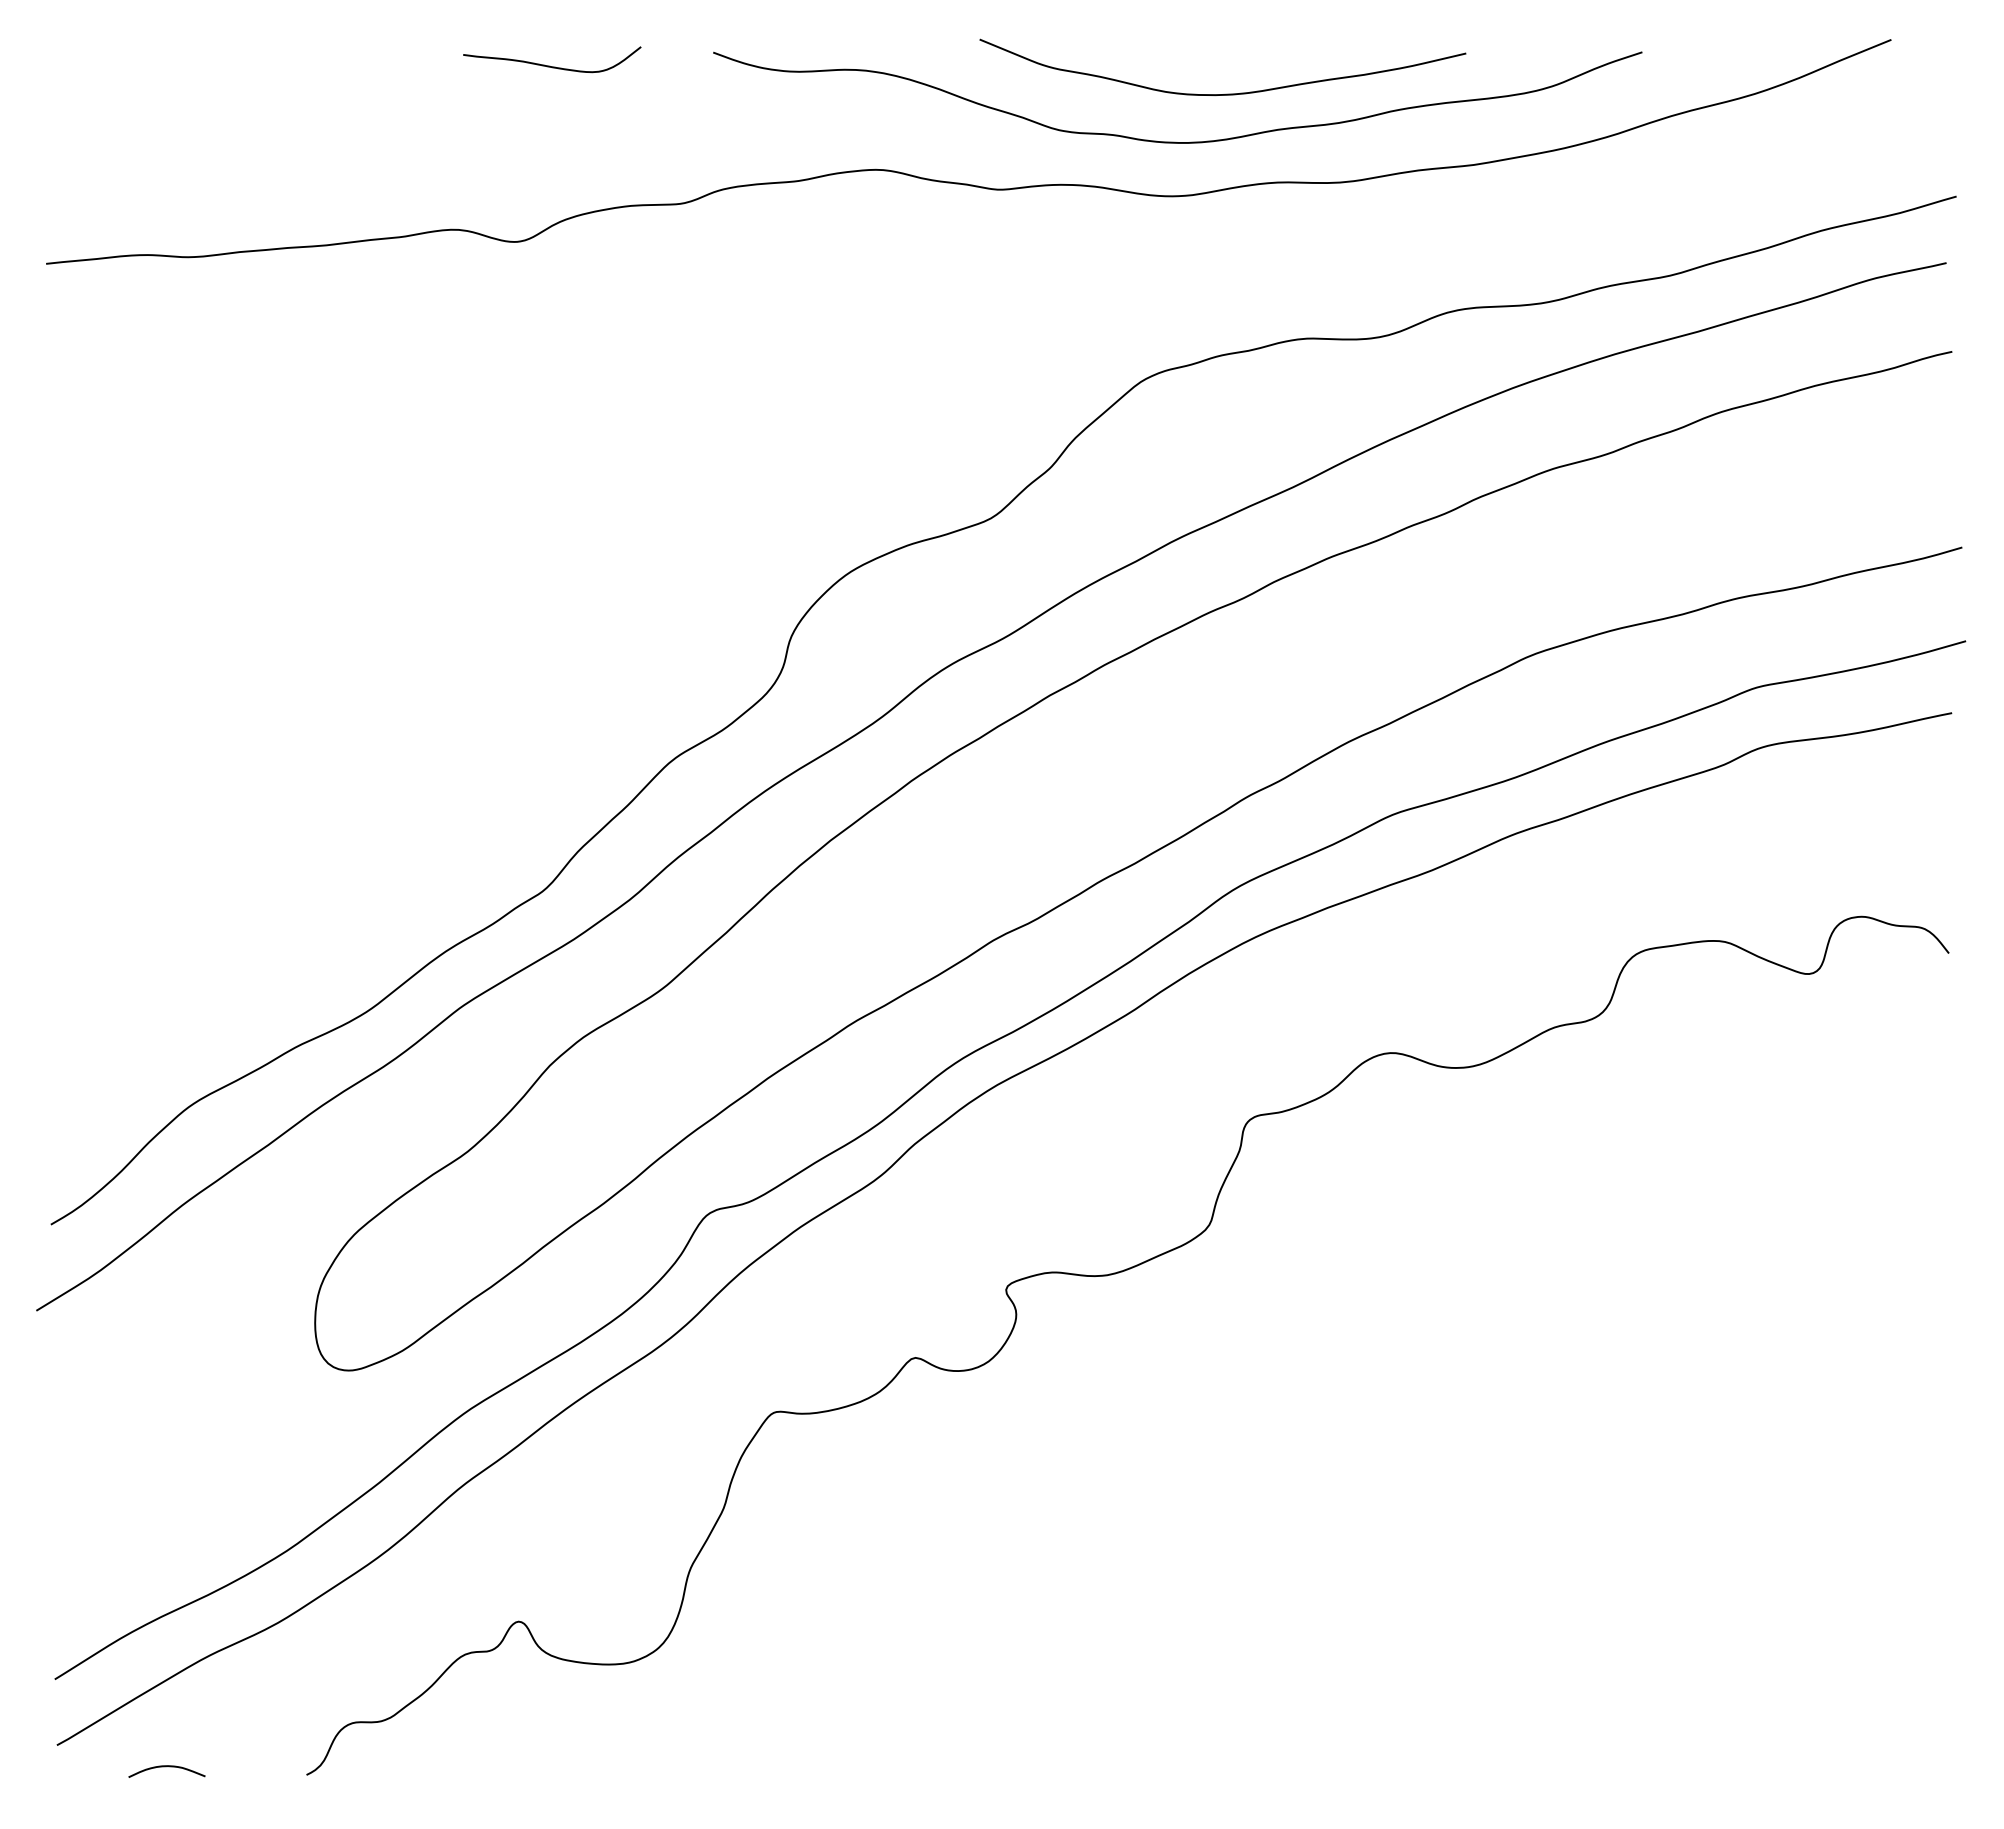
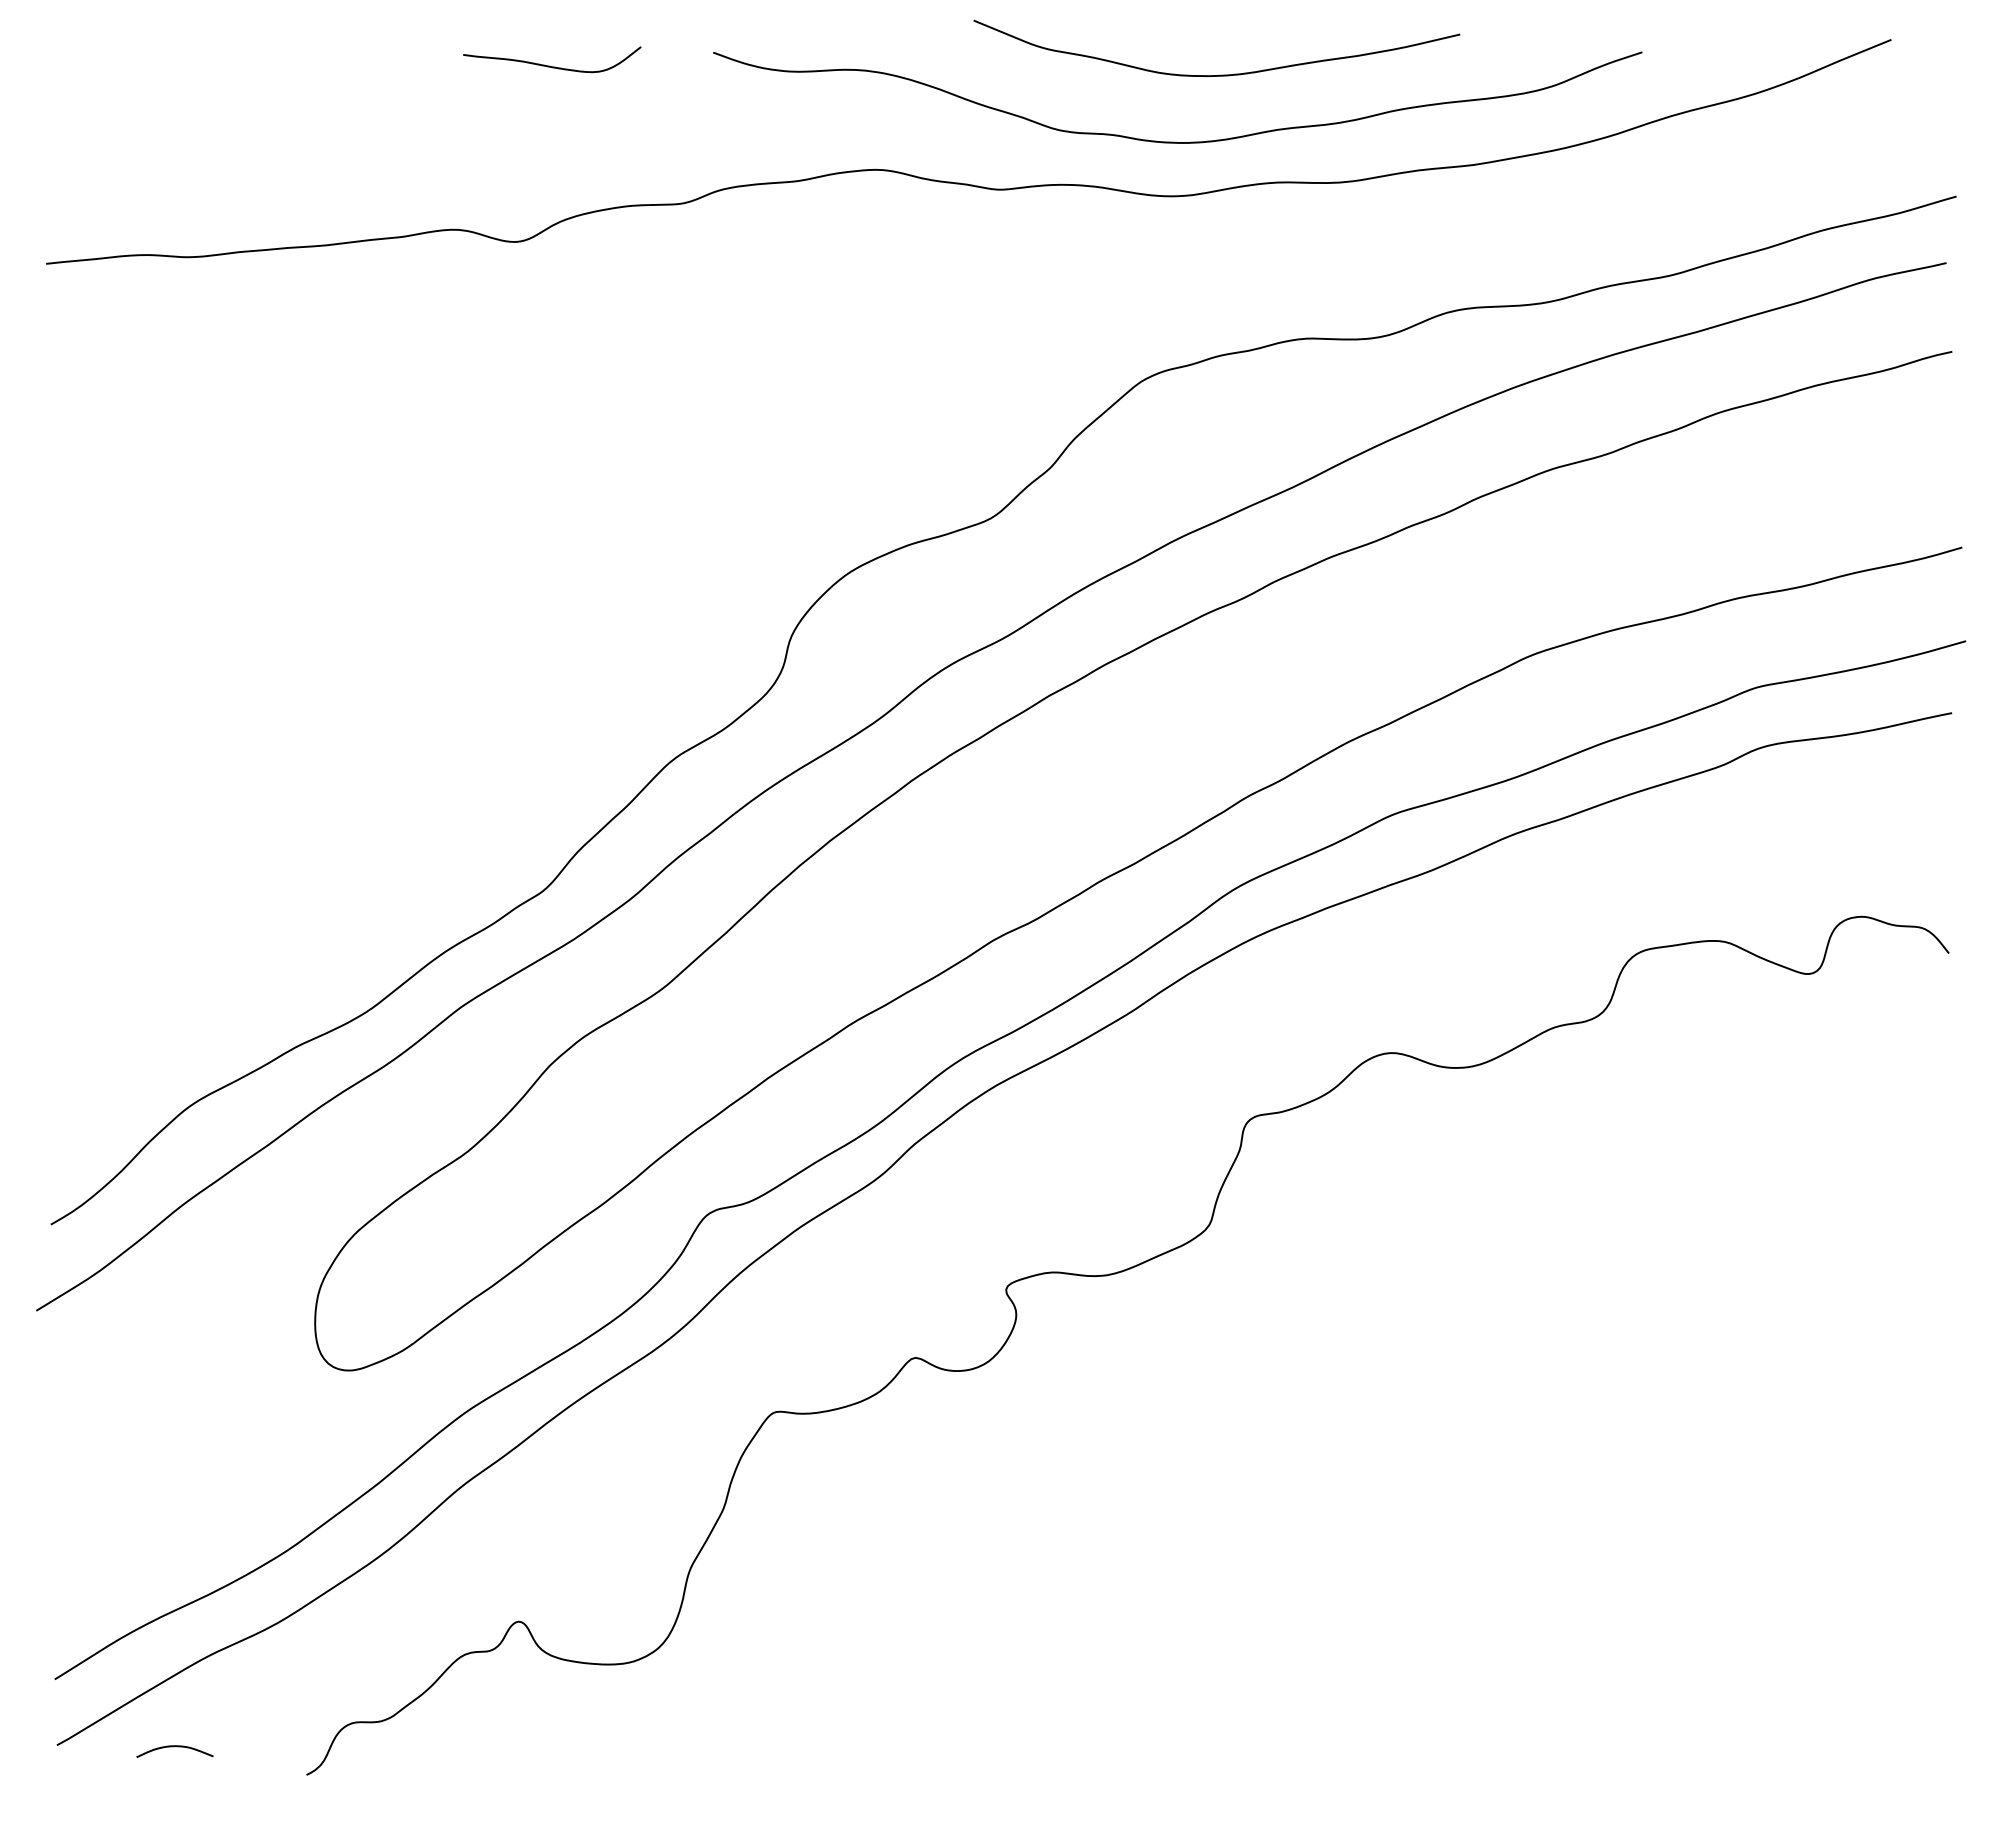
curve position: (1225, 93) -> (1219, 74) (1219, 74)
curve position: (166, 1767) -> (174, 1747) (174, 1747)
